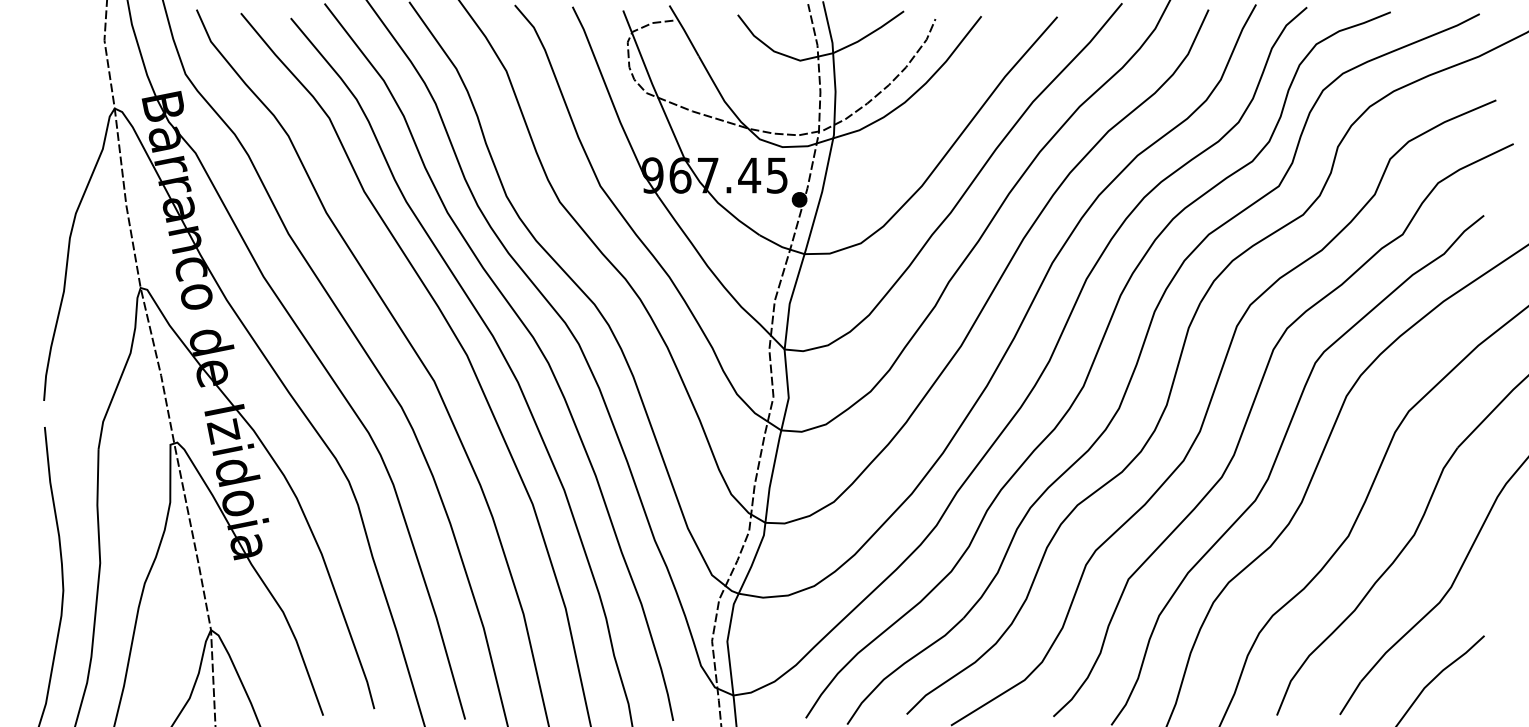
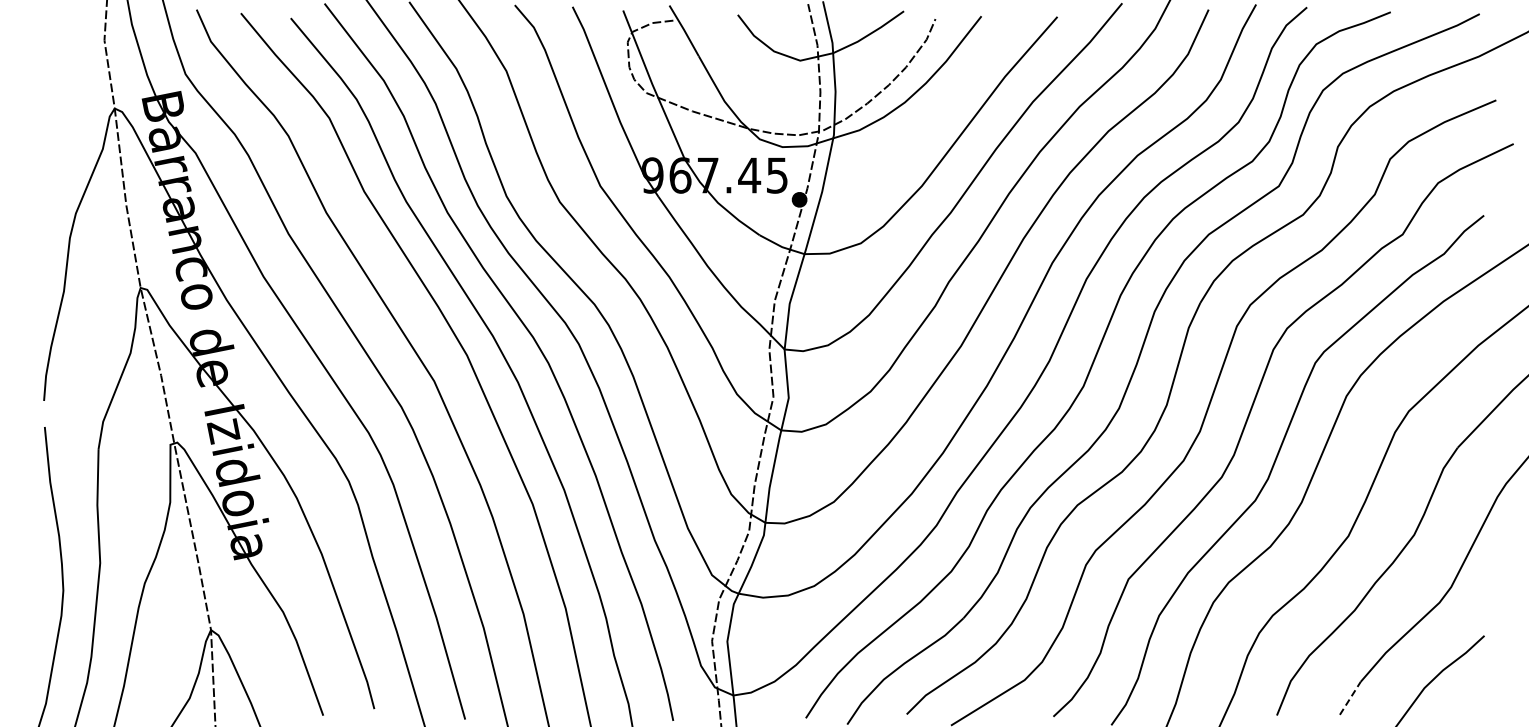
line: solid -> dashed (1350, 697)
